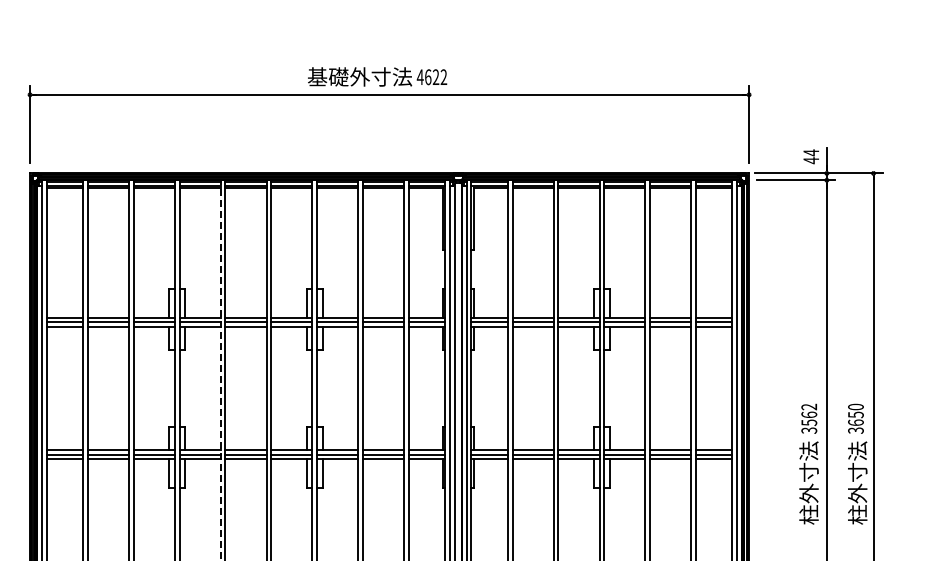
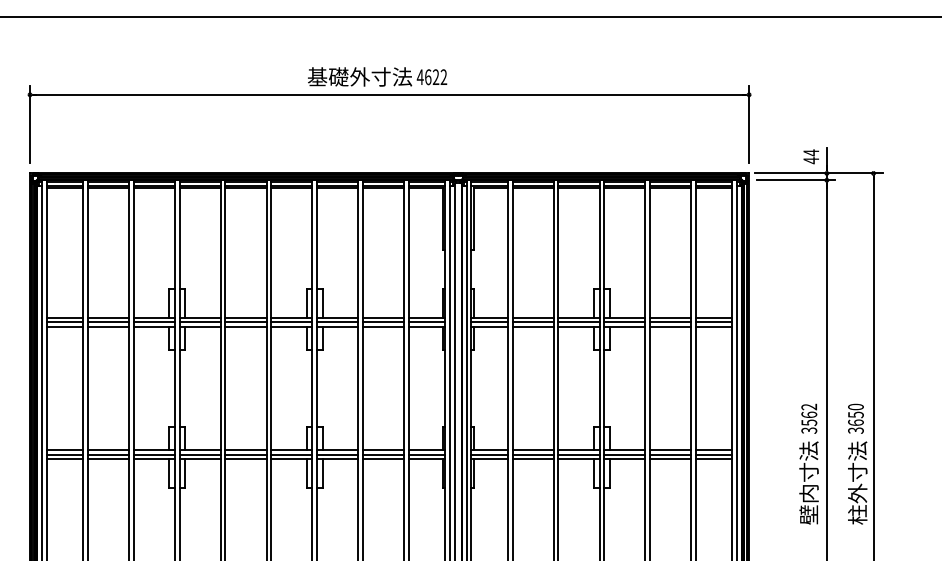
line: none -> present (470, 17)
line: dashed -> solid (220, 369)
text: 柱外寸法 -> 壁内寸法 (808, 503)
